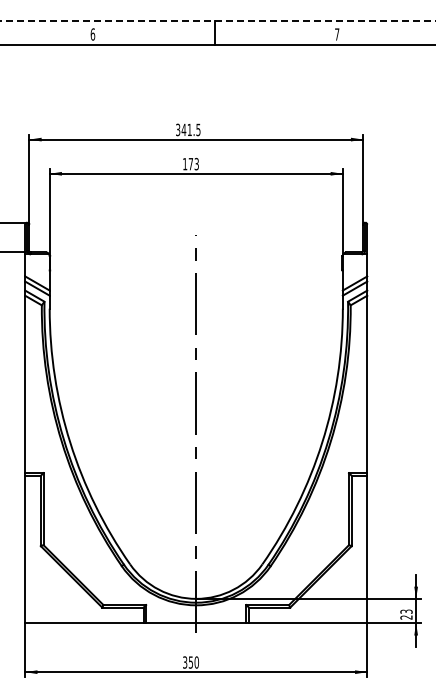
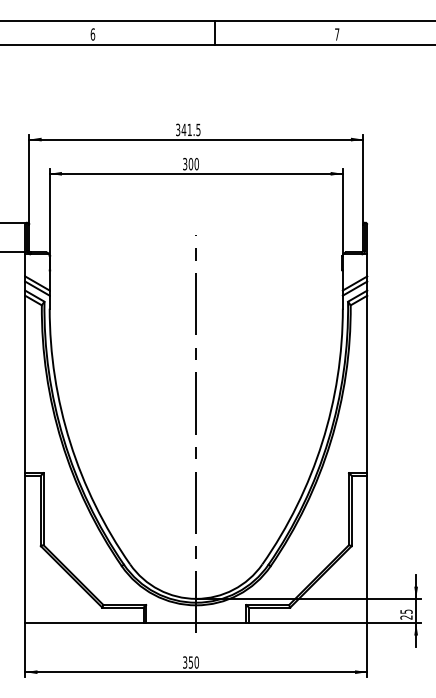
line: dashed -> solid (218, 20)
text: 173 -> 300 (190, 164)
text: 23 -> 25 (405, 611)
